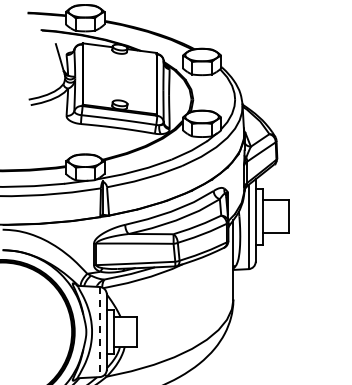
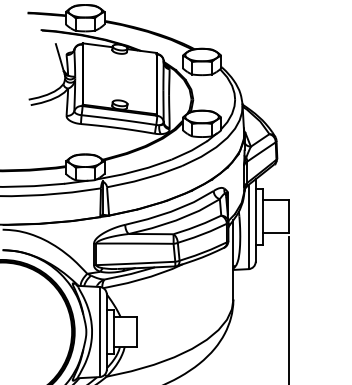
line: none -> present (289, 309)
line: dashed -> solid (99, 332)
